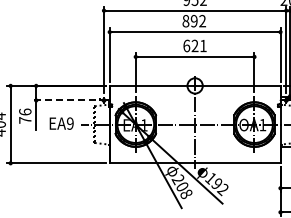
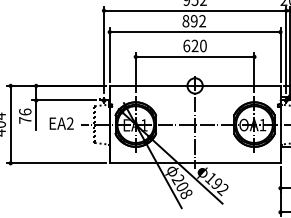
text: 621 -> 620 (203, 45)
line: dashed -> solid (64, 100)
text: EA9 -> EA2 (70, 123)
